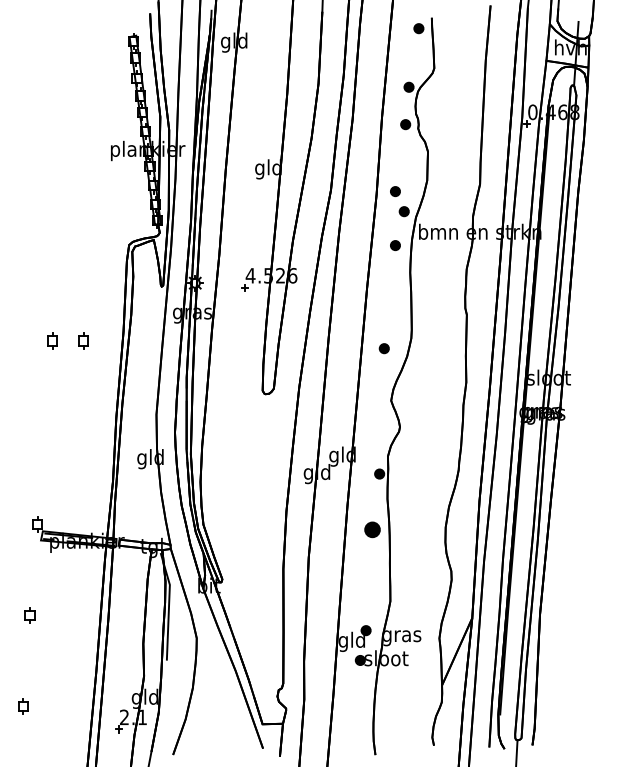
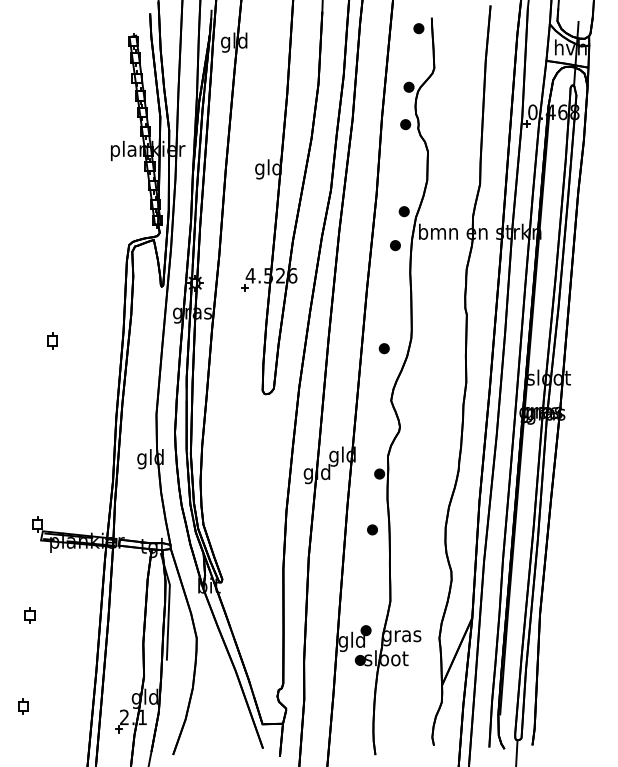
part: present -> none (395, 191)
part: present -> none (83, 340)
part size: 17x18 px -> 11x12 px (372, 529)
